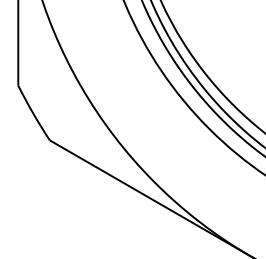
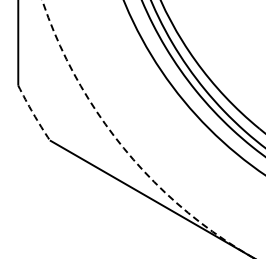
arc: solid -> dashed (33, 113)
arc: solid -> dashed (123, 147)
